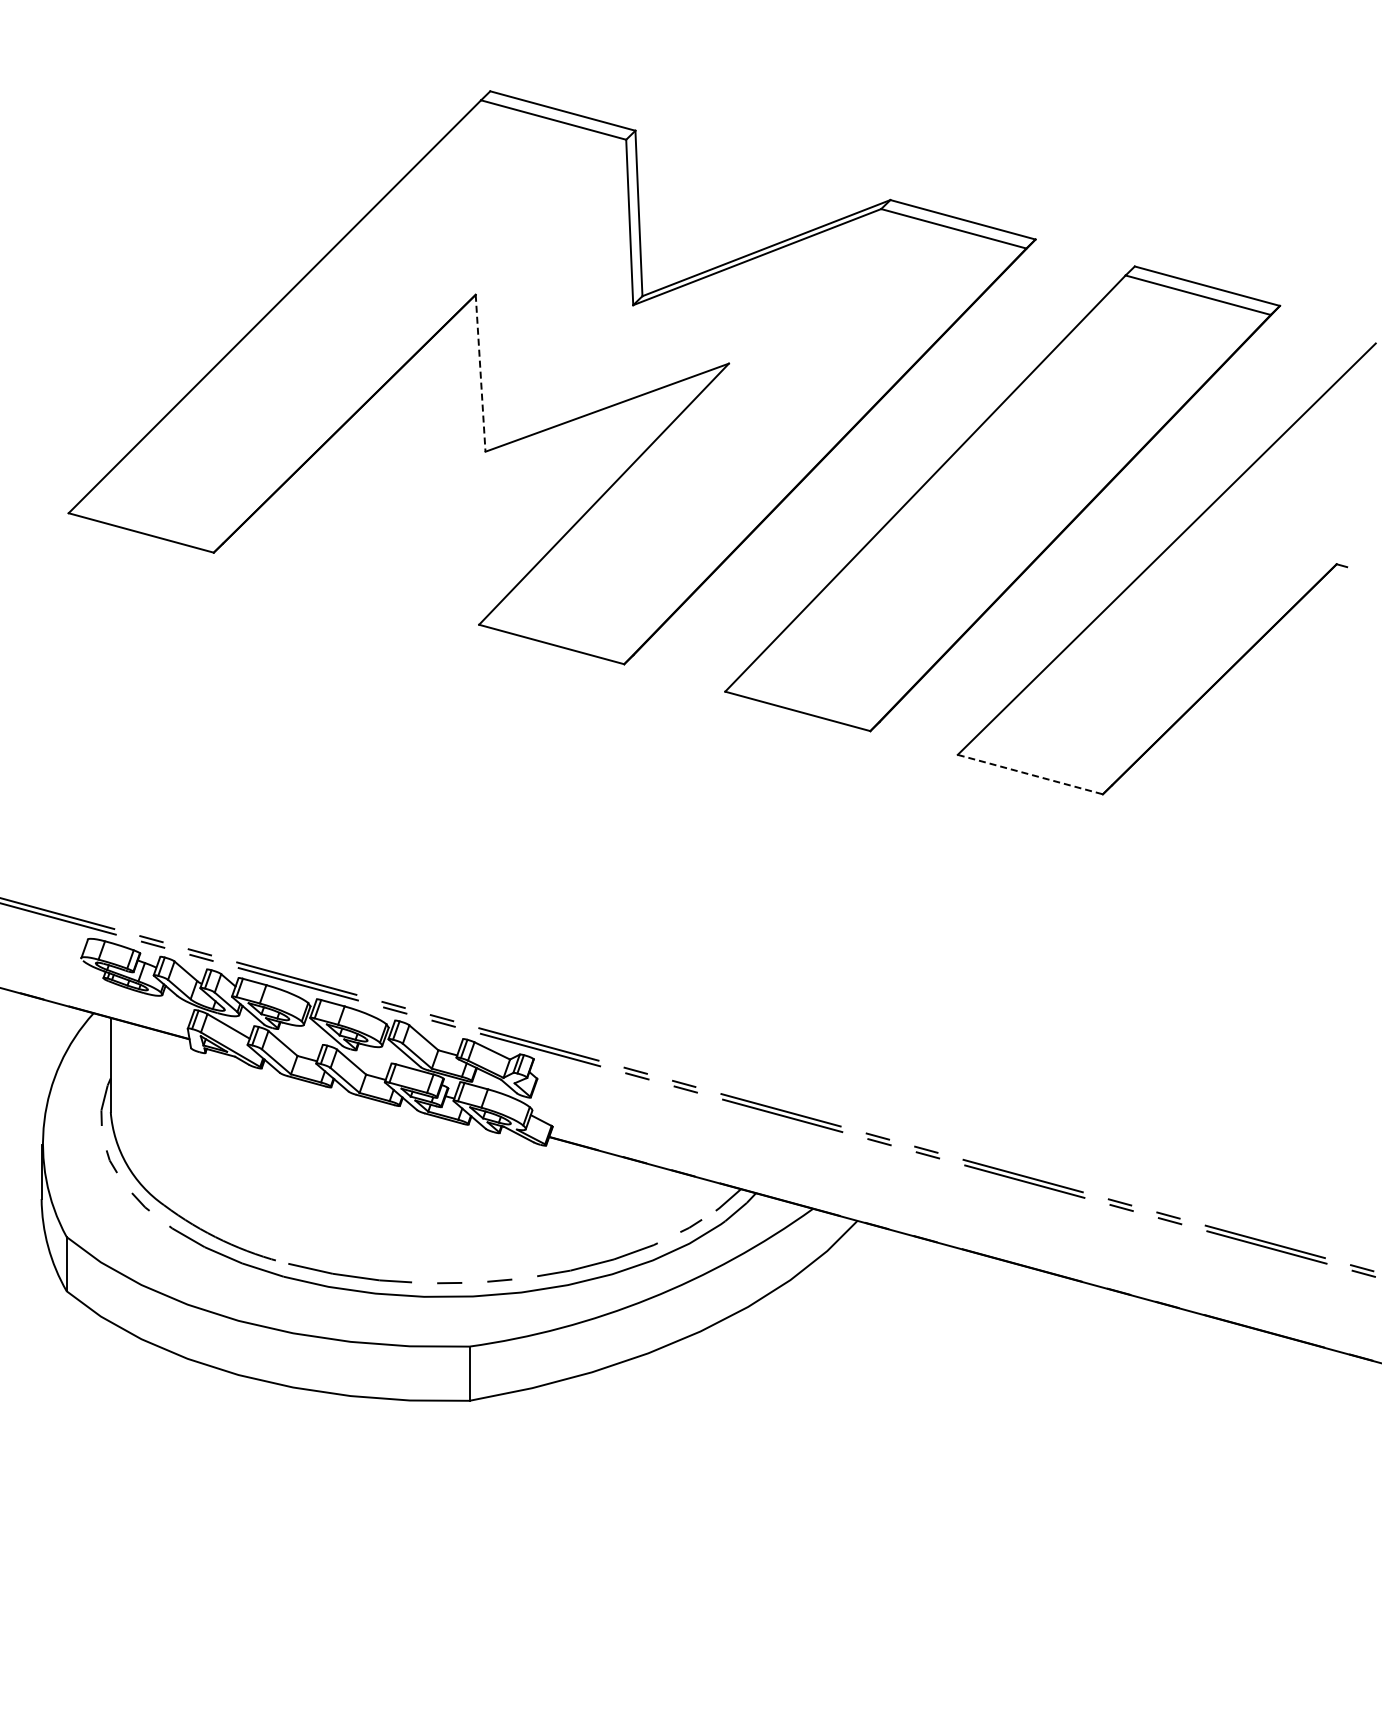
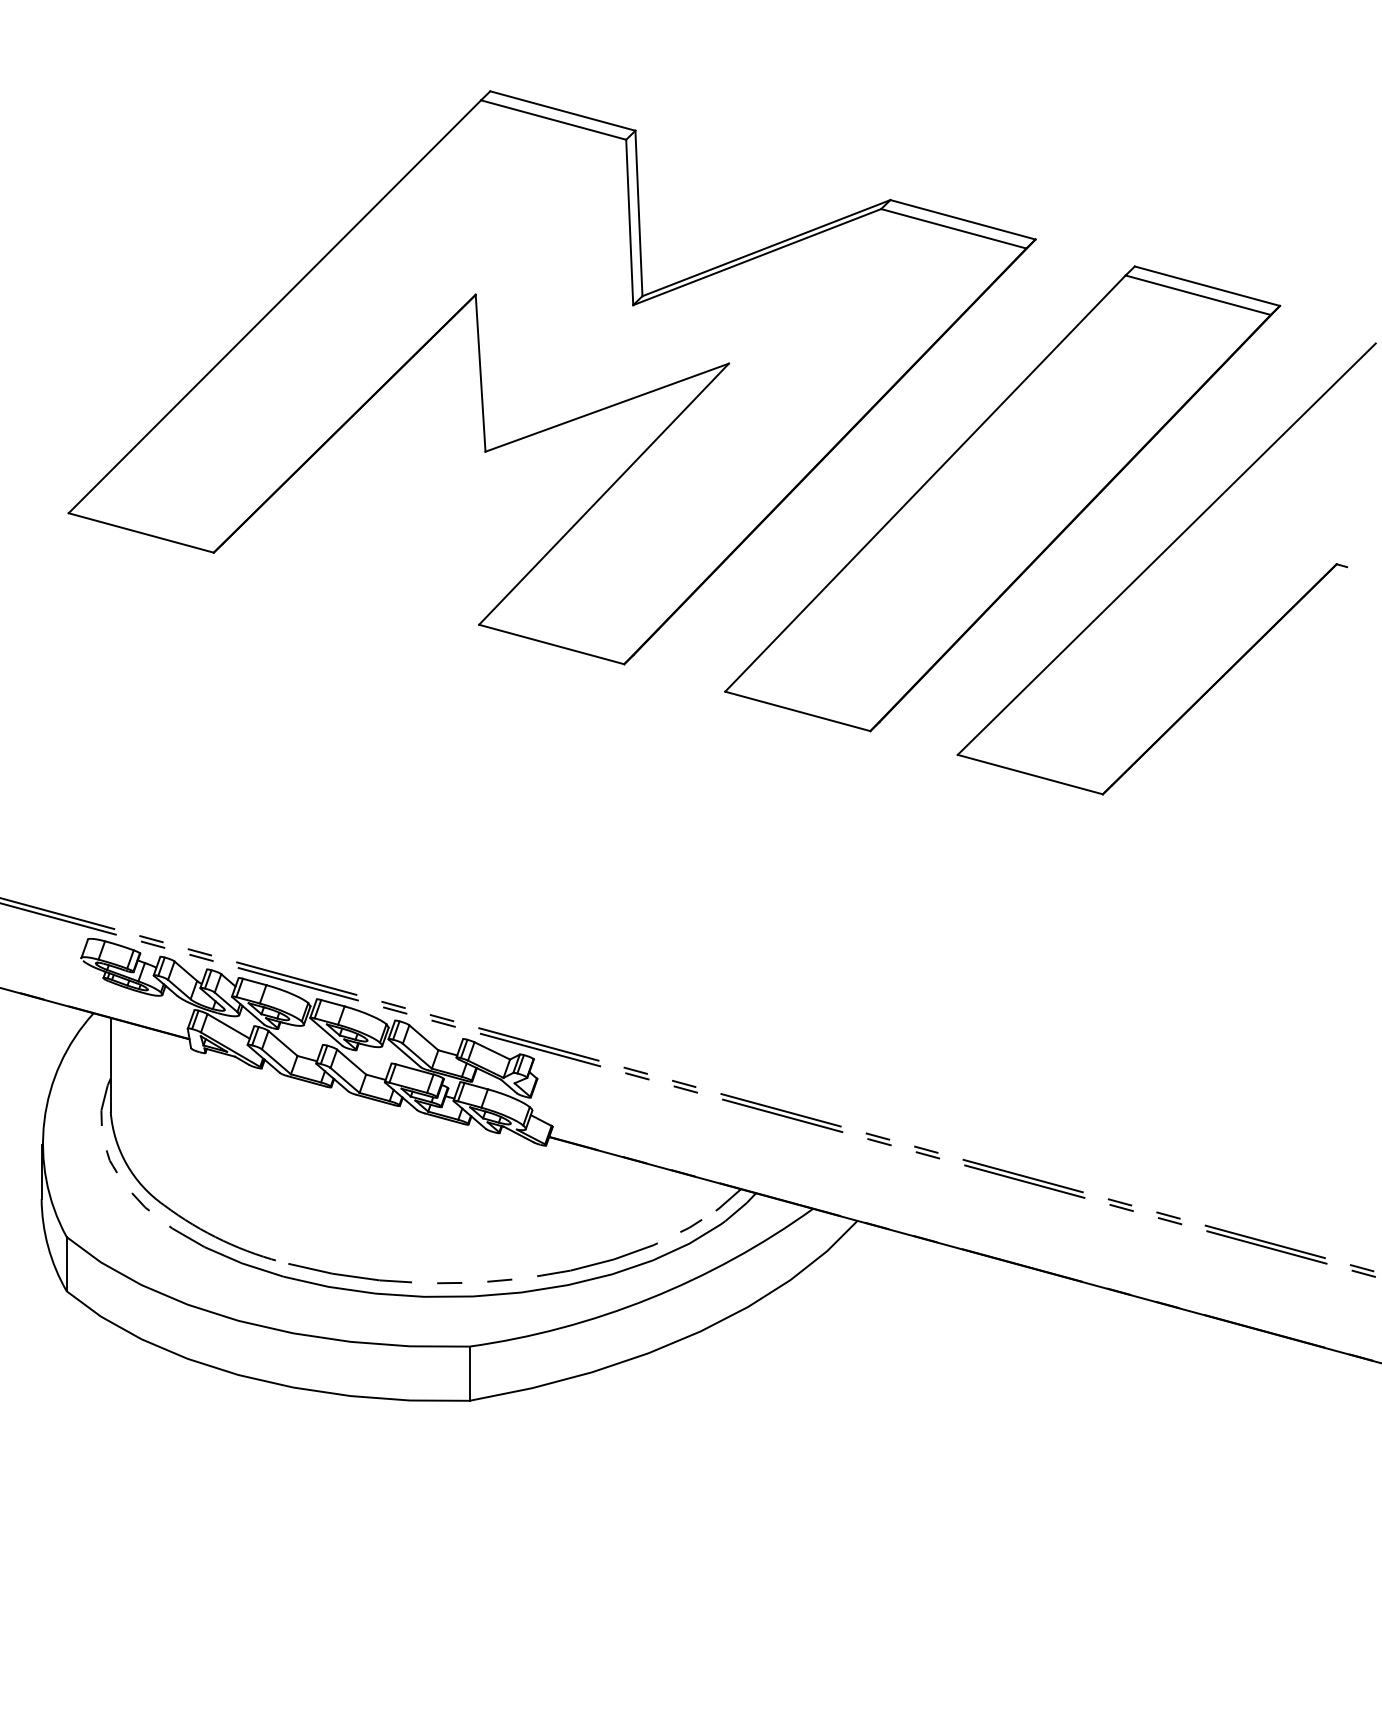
line: dashed -> solid (480, 373)
line: dashed -> solid (1030, 774)
